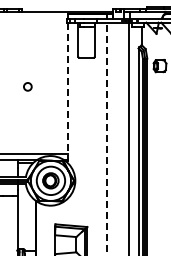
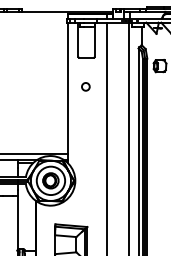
circle position: (27, 86) -> (85, 86) (85, 86)
line: dashed -> solid (67, 93)
line: dashed -> solid (106, 138)
